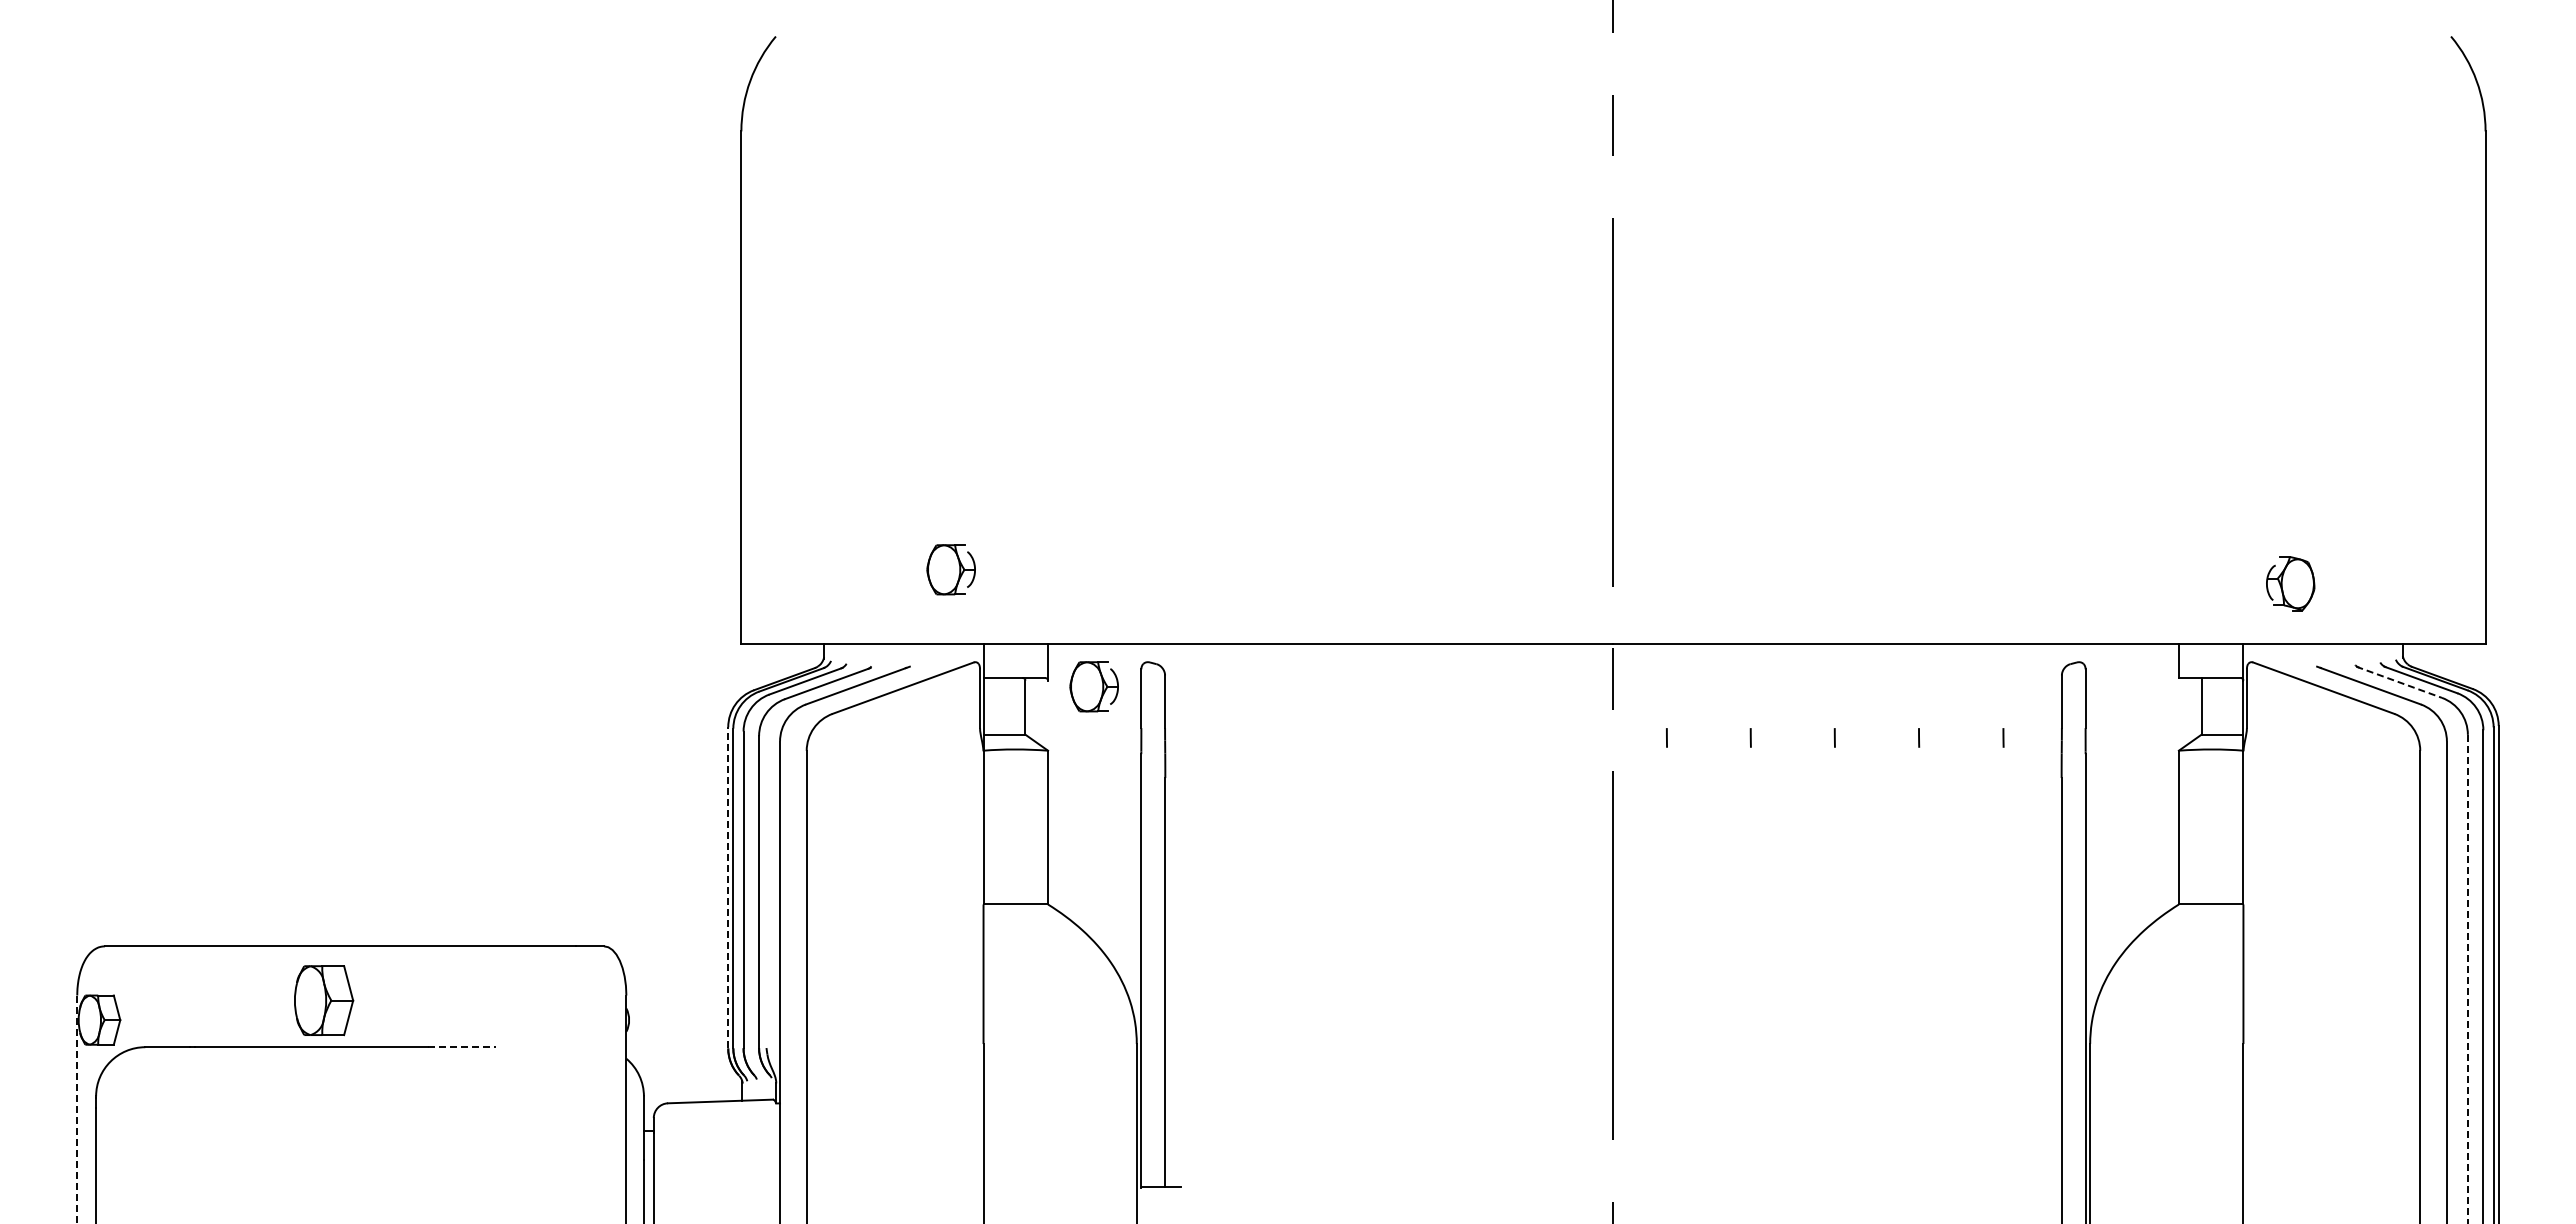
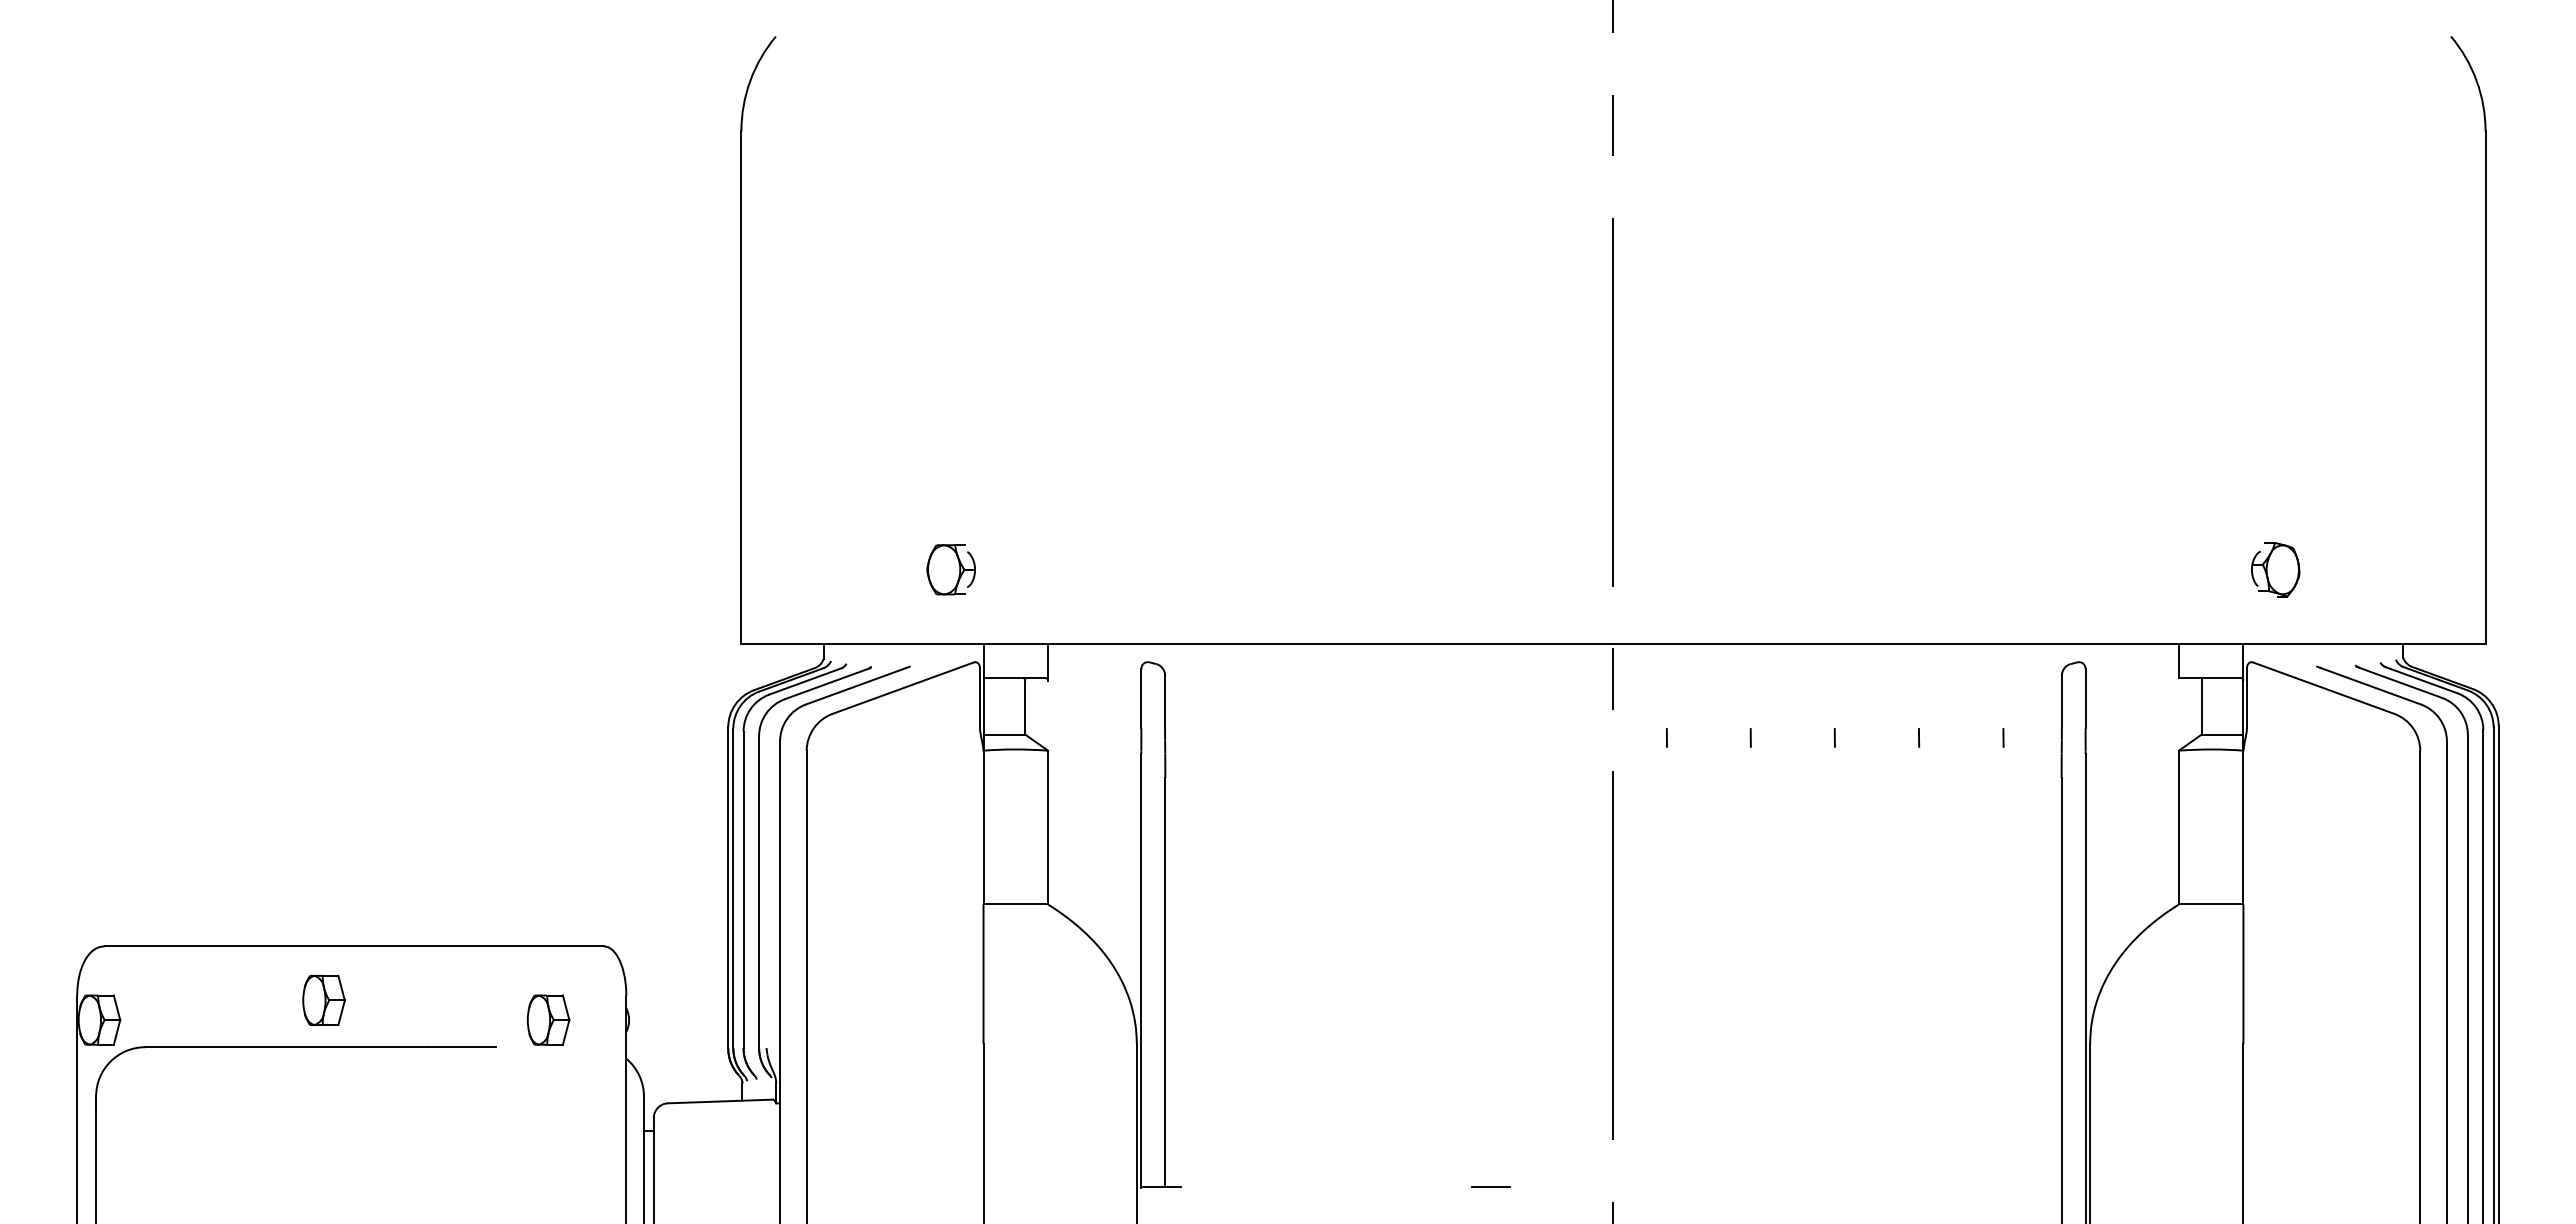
part position: (2290, 583) -> (2275, 569) (2275, 569)
line: dashed -> solid (2399, 682)
part: present -> none (1093, 686)
line: dashed -> solid (728, 887)
line: dashed -> solid (2467, 979)
part size: 61x72 px -> 44x52 px (323, 999)
part: none -> present (548, 1019)
line: dashed -> solid (462, 1047)
line: dashed -> solid (77, 1109)
line: none -> present (1490, 1186)
